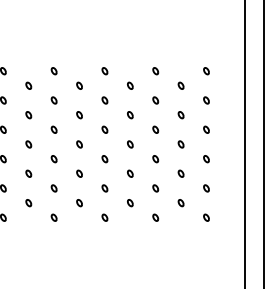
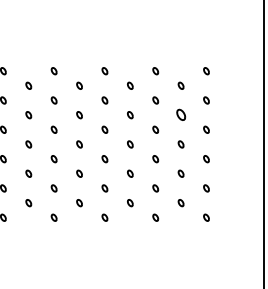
part size: 8x9 px -> 11x13 px (181, 114)
line: present -> none (244, 143)
